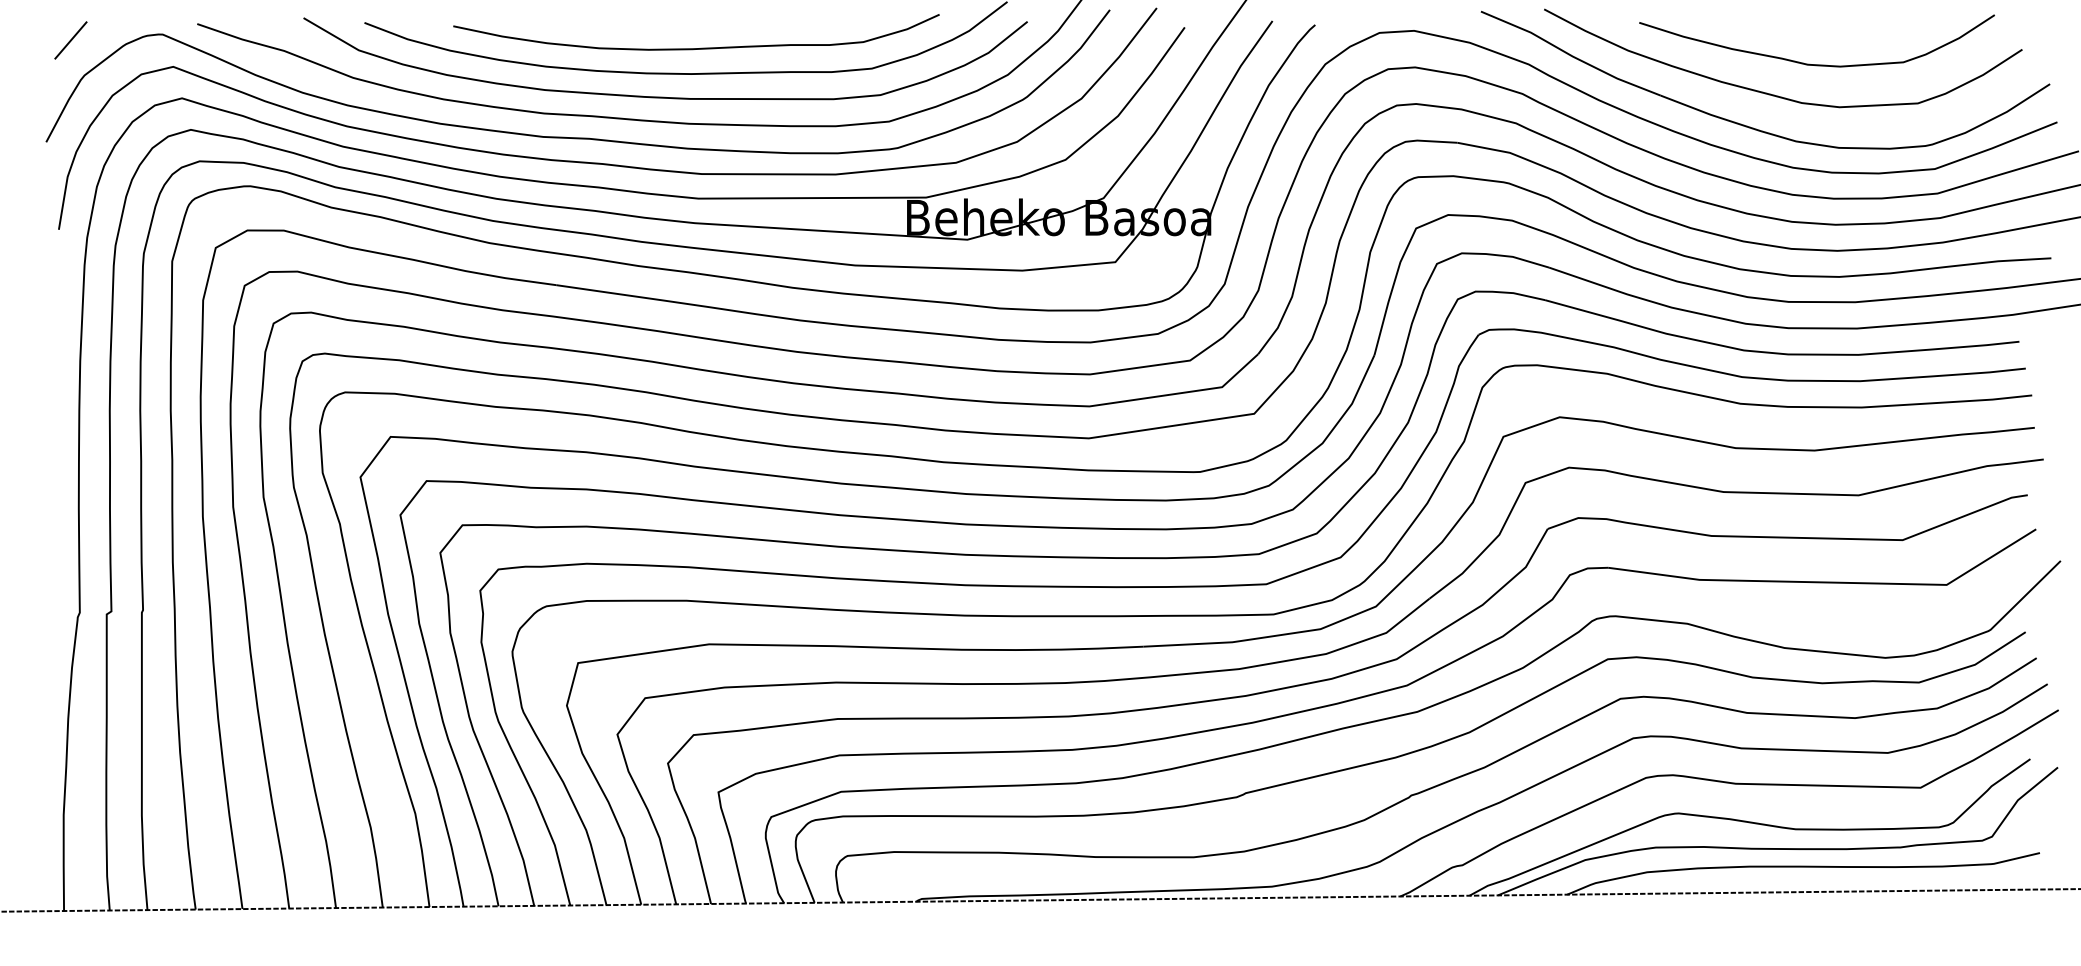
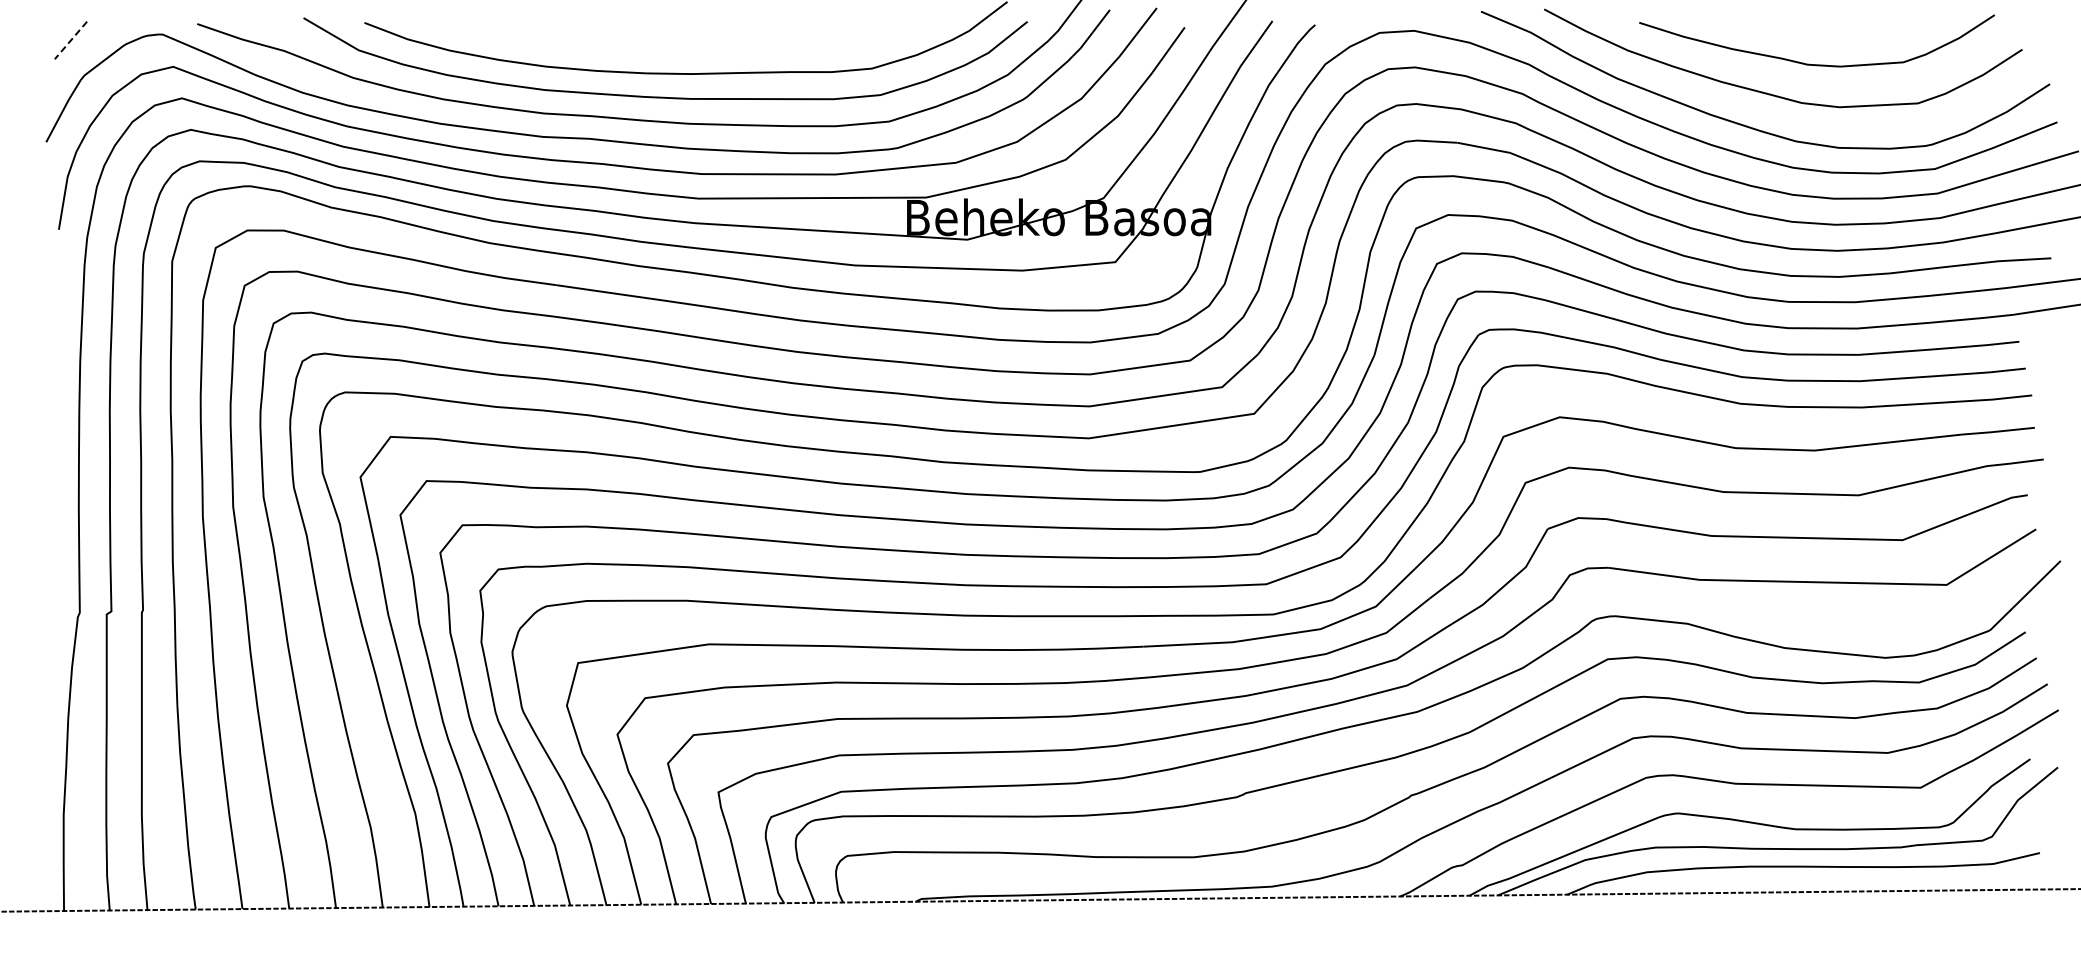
line: solid -> dashed (70, 40)
curve: present -> none (701, 47)
